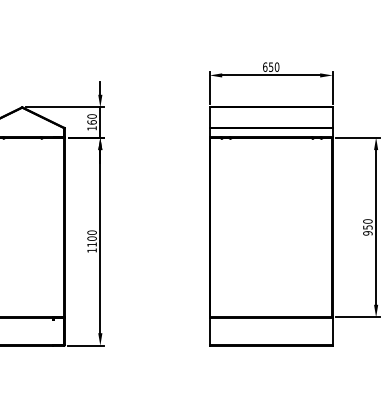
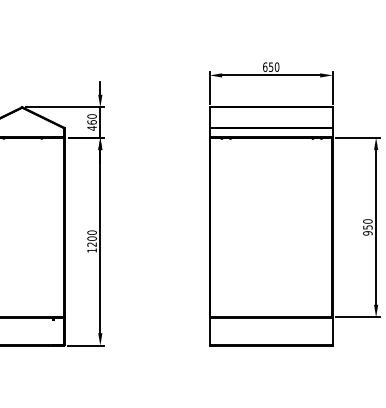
text: 160 -> 460 (91, 128)
text: 1100 -> 1200 (91, 244)
